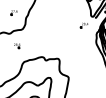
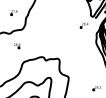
part: none -> present (96, 88)
